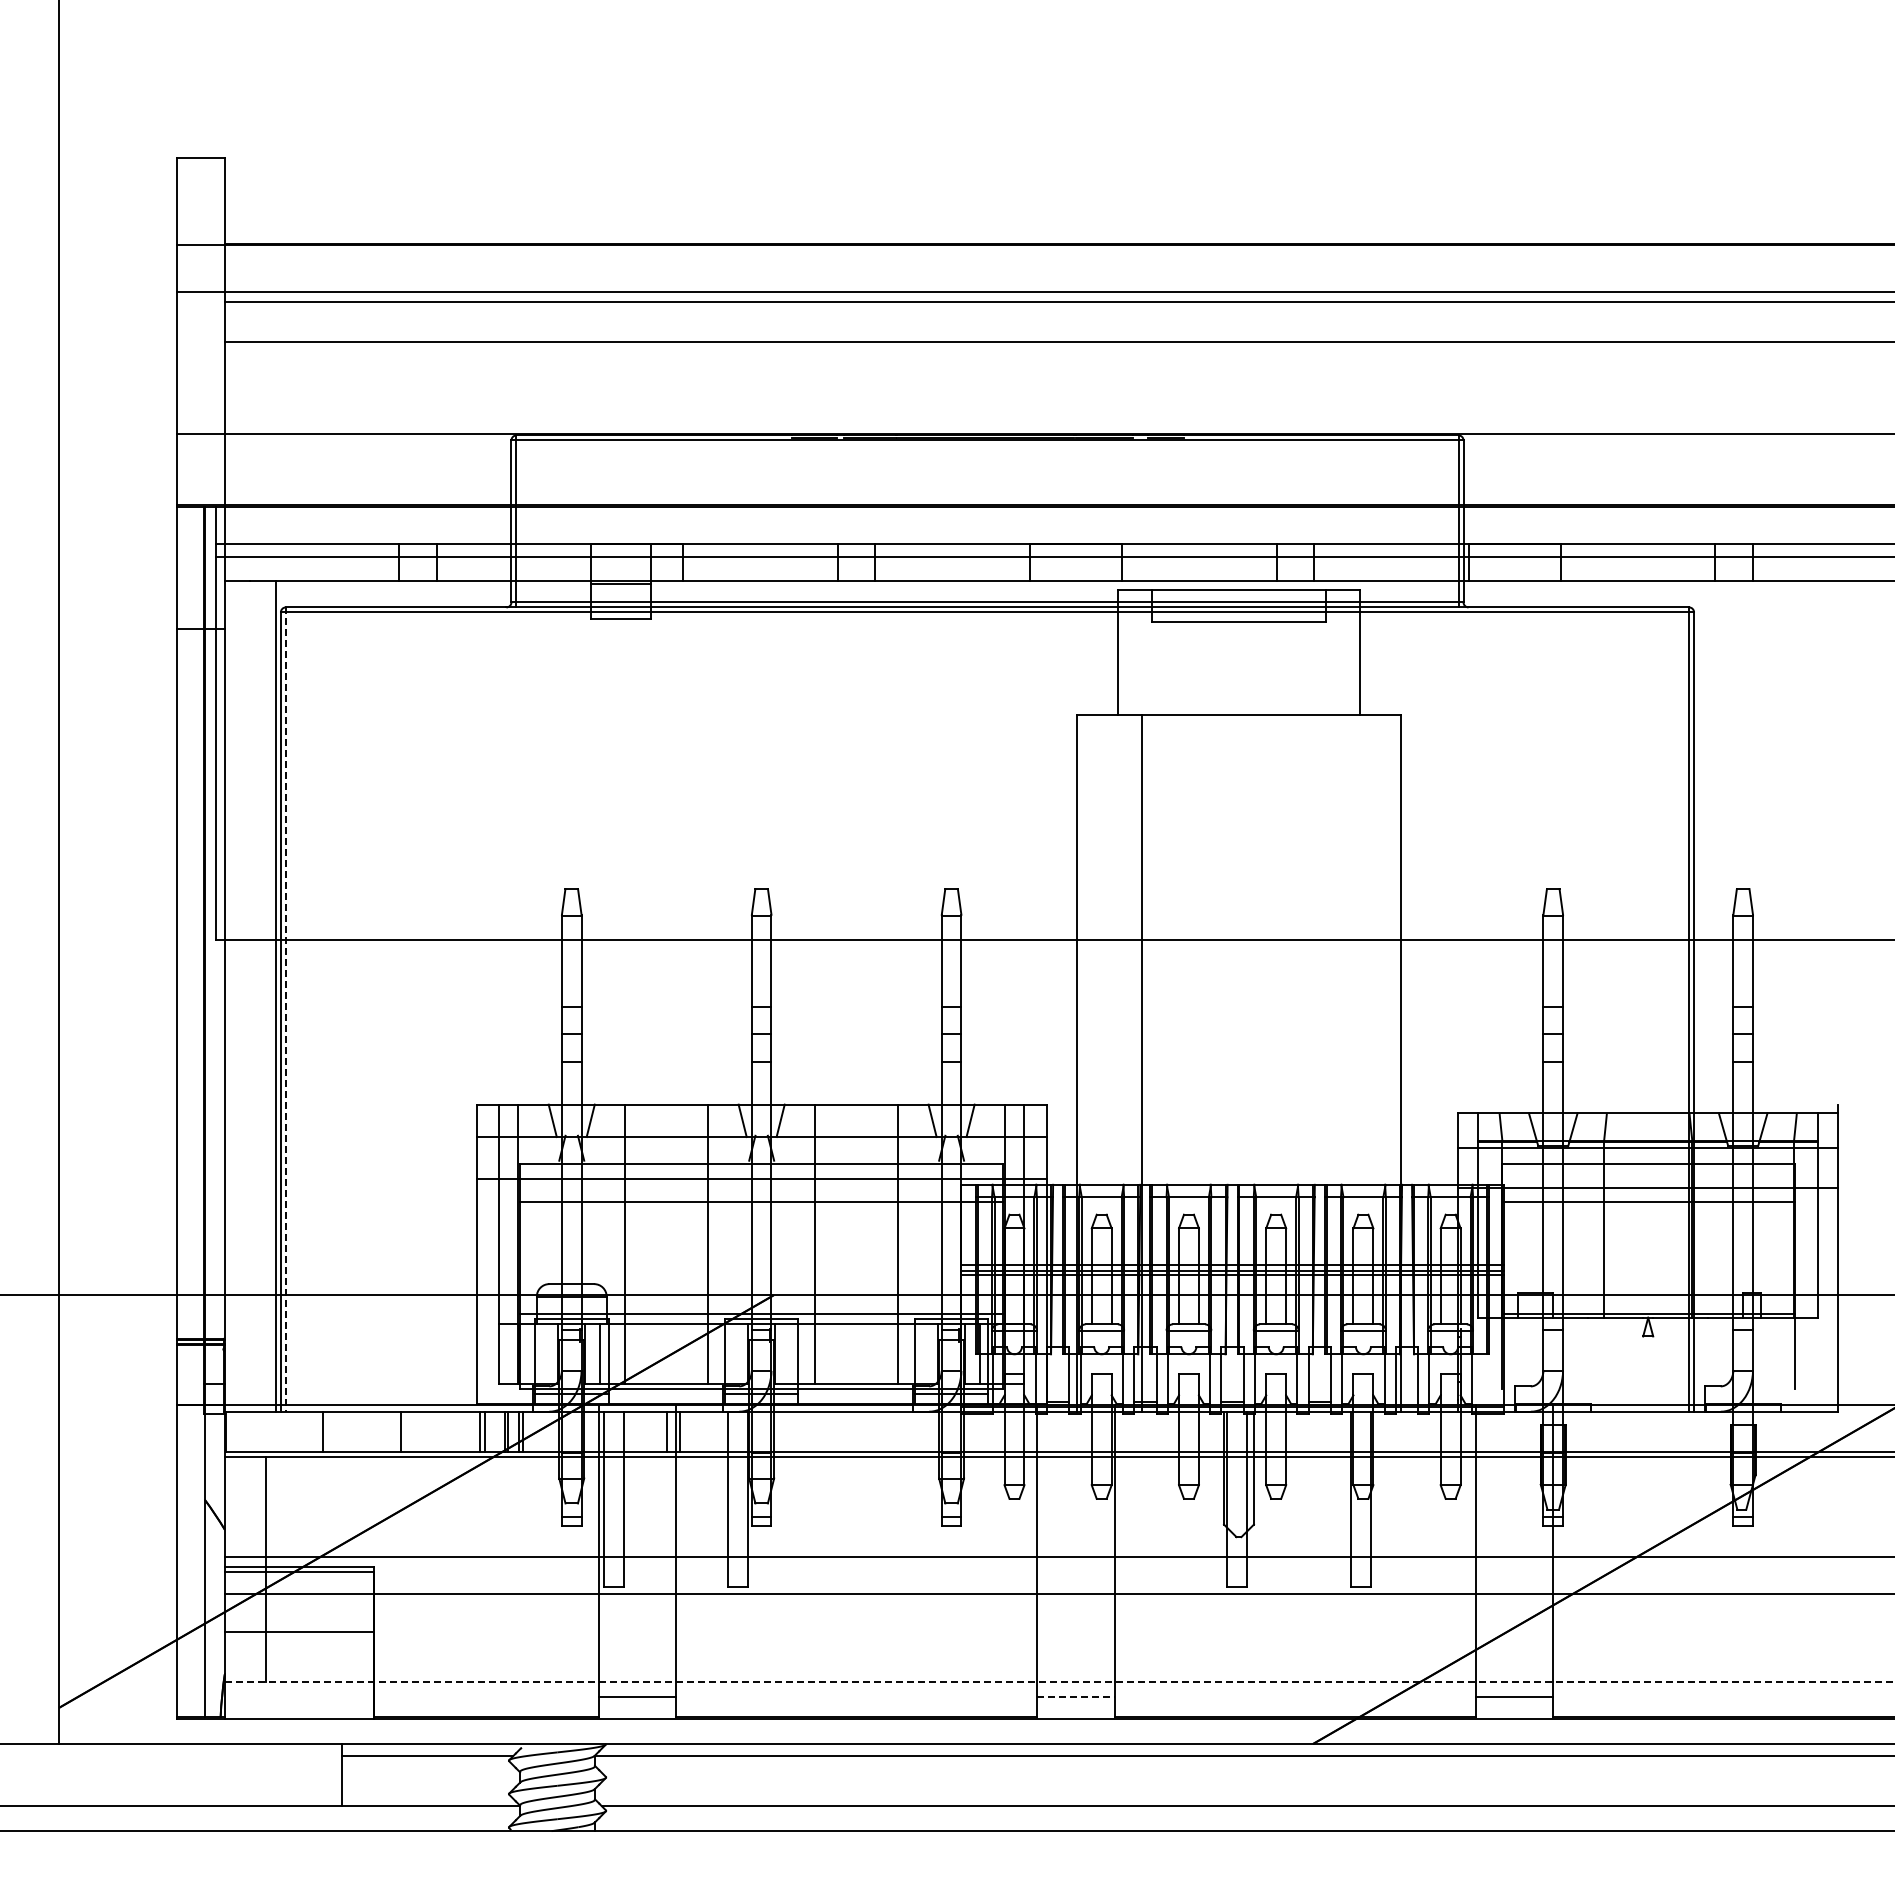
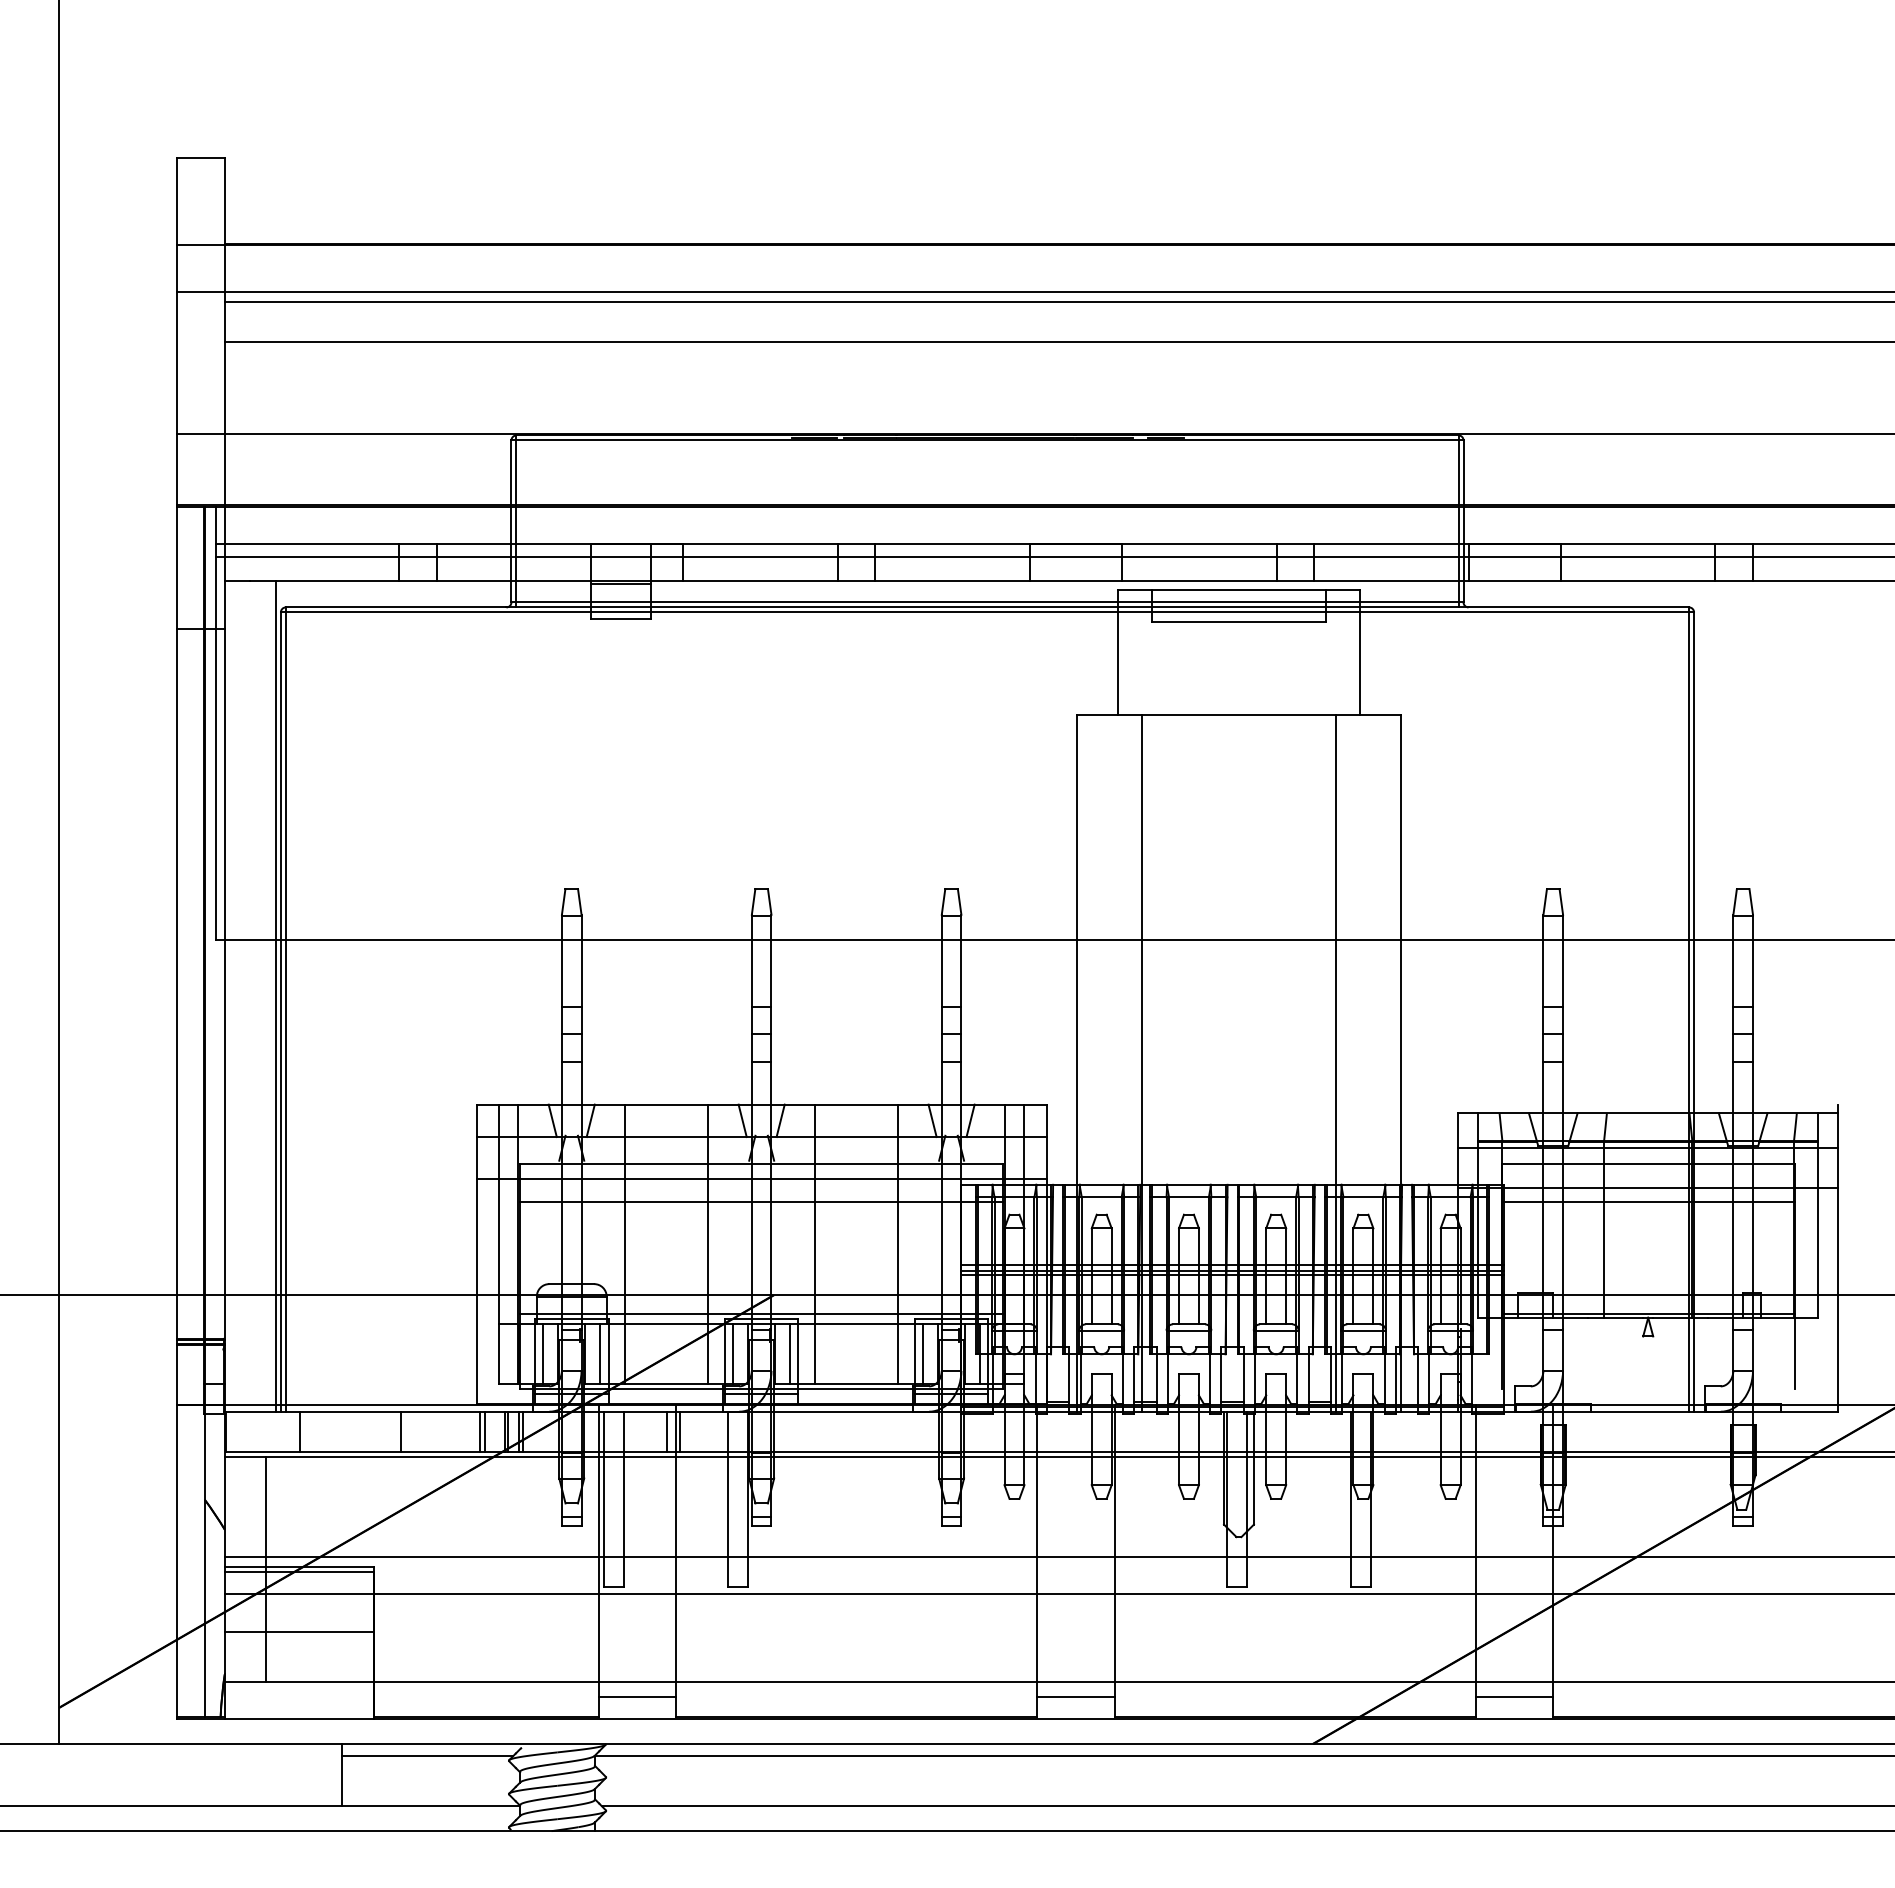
line: dashed -> solid (285, 1009)
line: none -> present (1336, 1063)
line: none -> present (543, 1353)
line: none -> present (733, 1353)
line: none -> present (790, 1353)
line: none -> present (922, 1353)
line position: (323, 1432) -> (300, 1432) (300, 1432)
line: dashed -> solid (1059, 1681)
line: dashed -> solid (1075, 1696)
